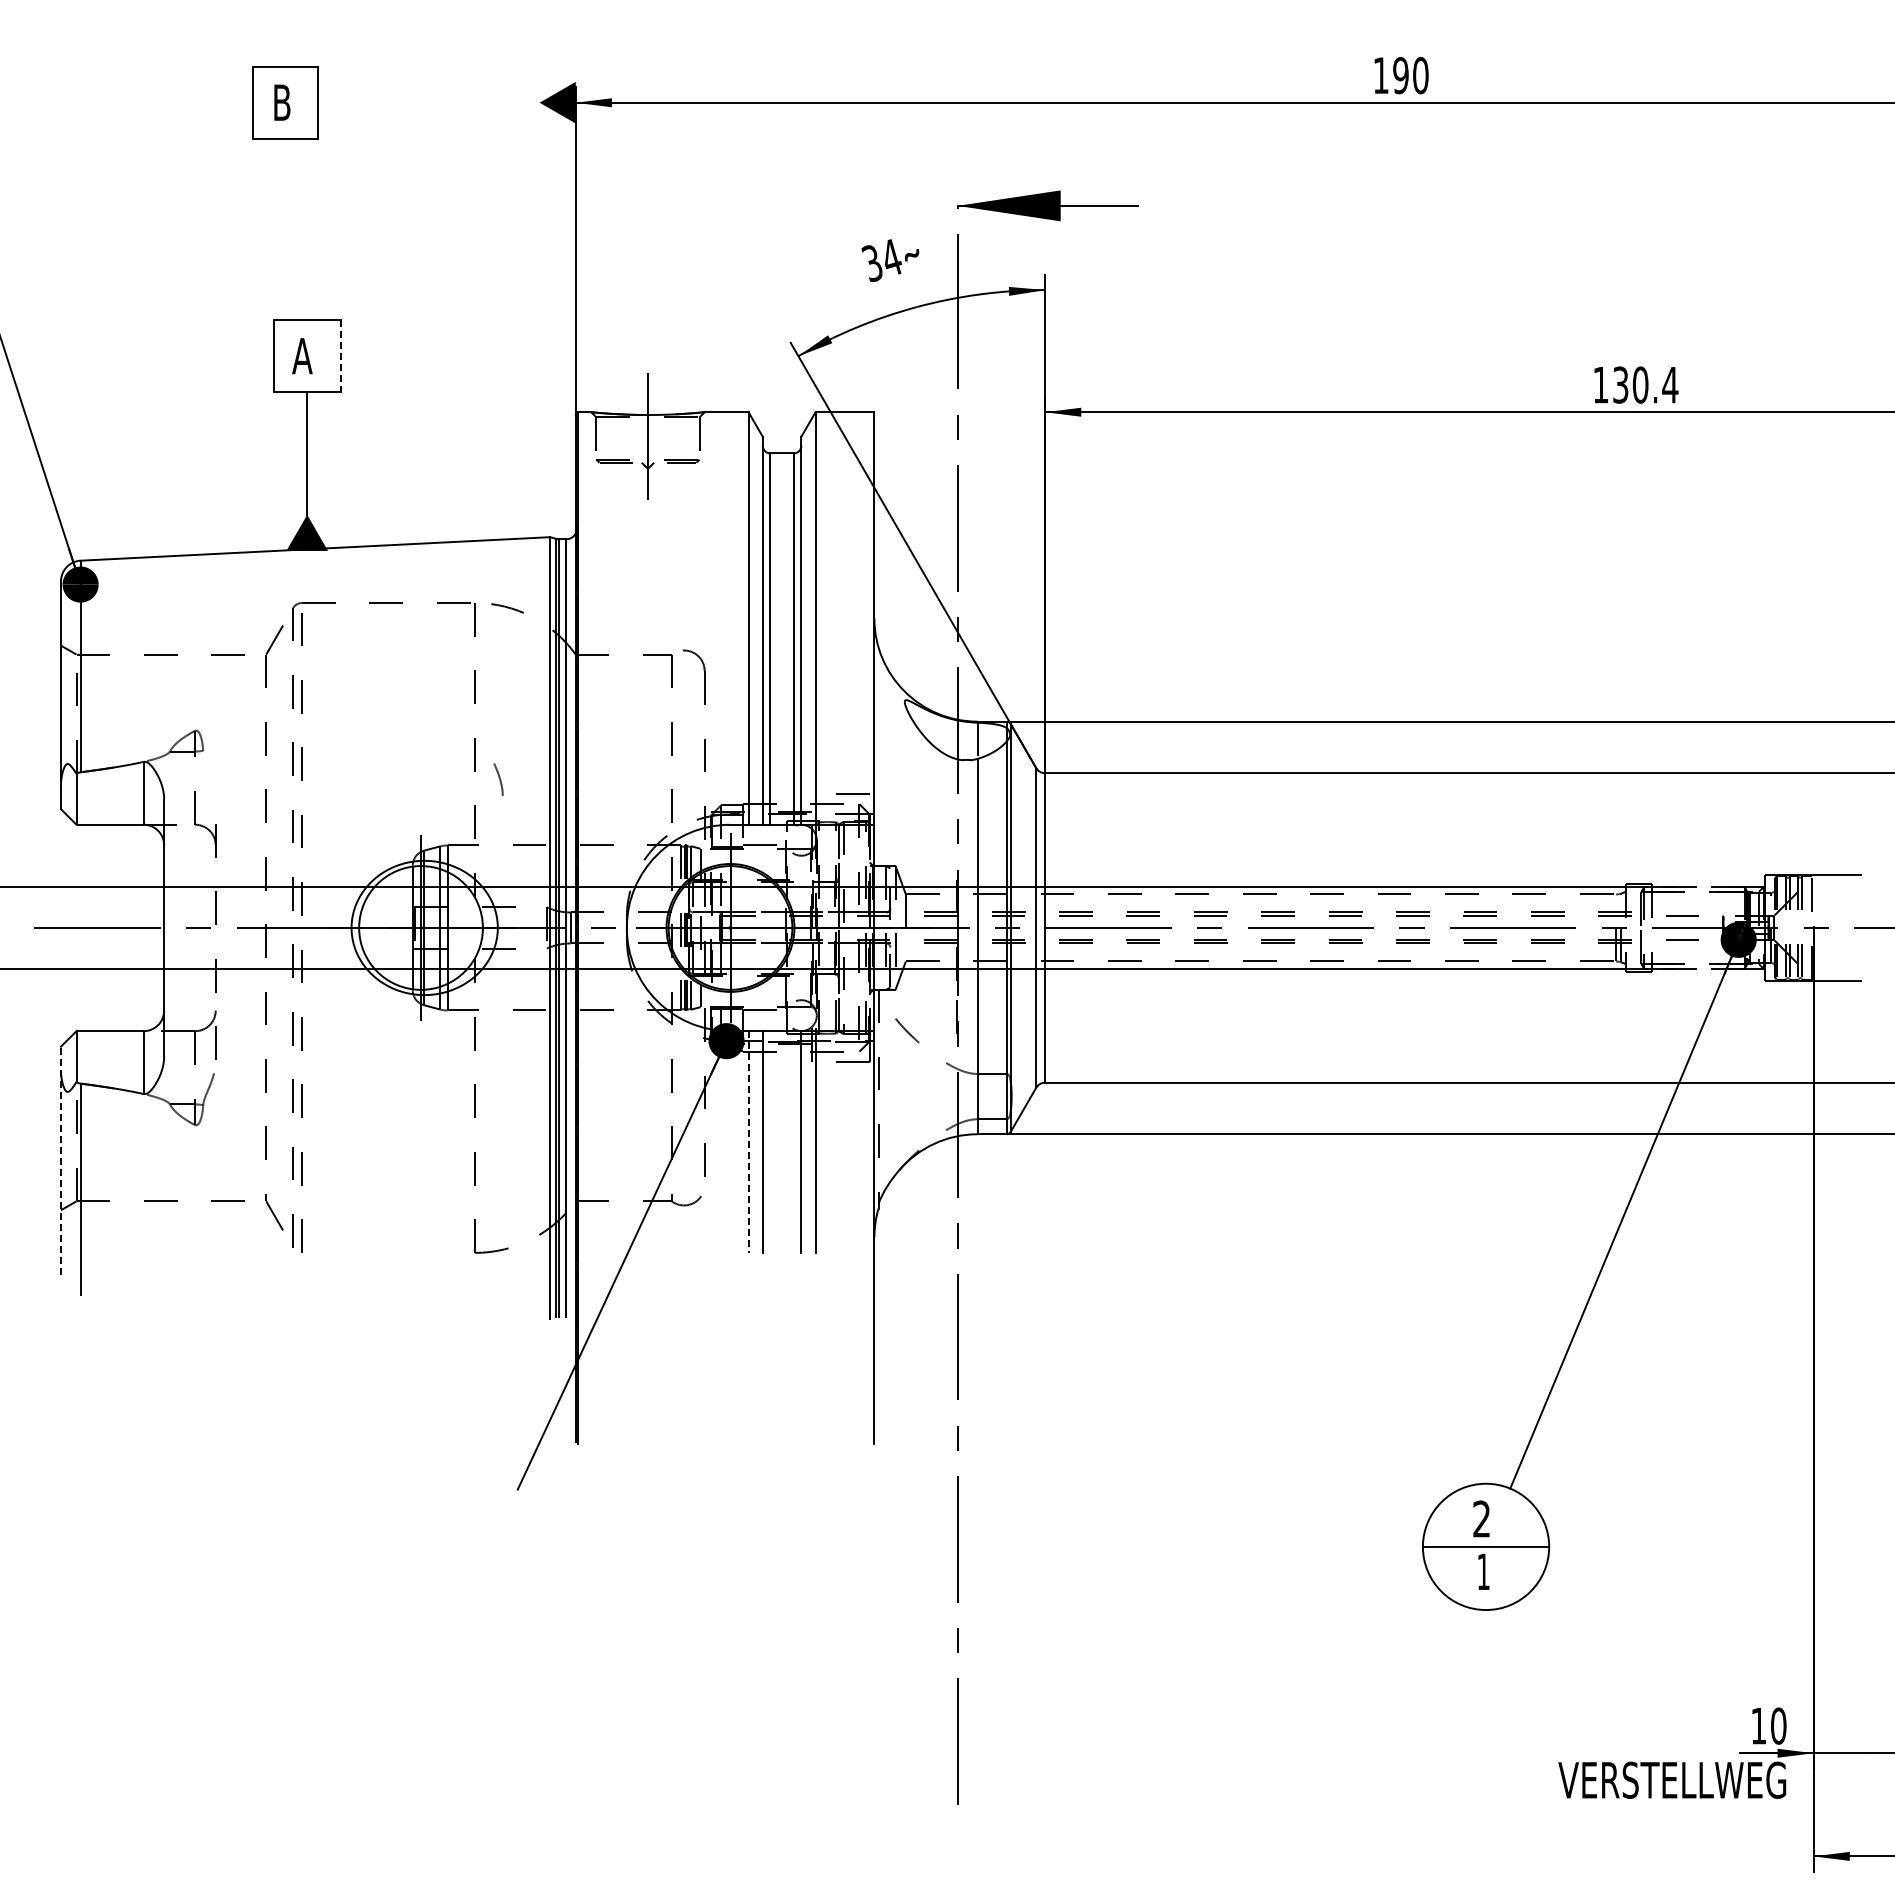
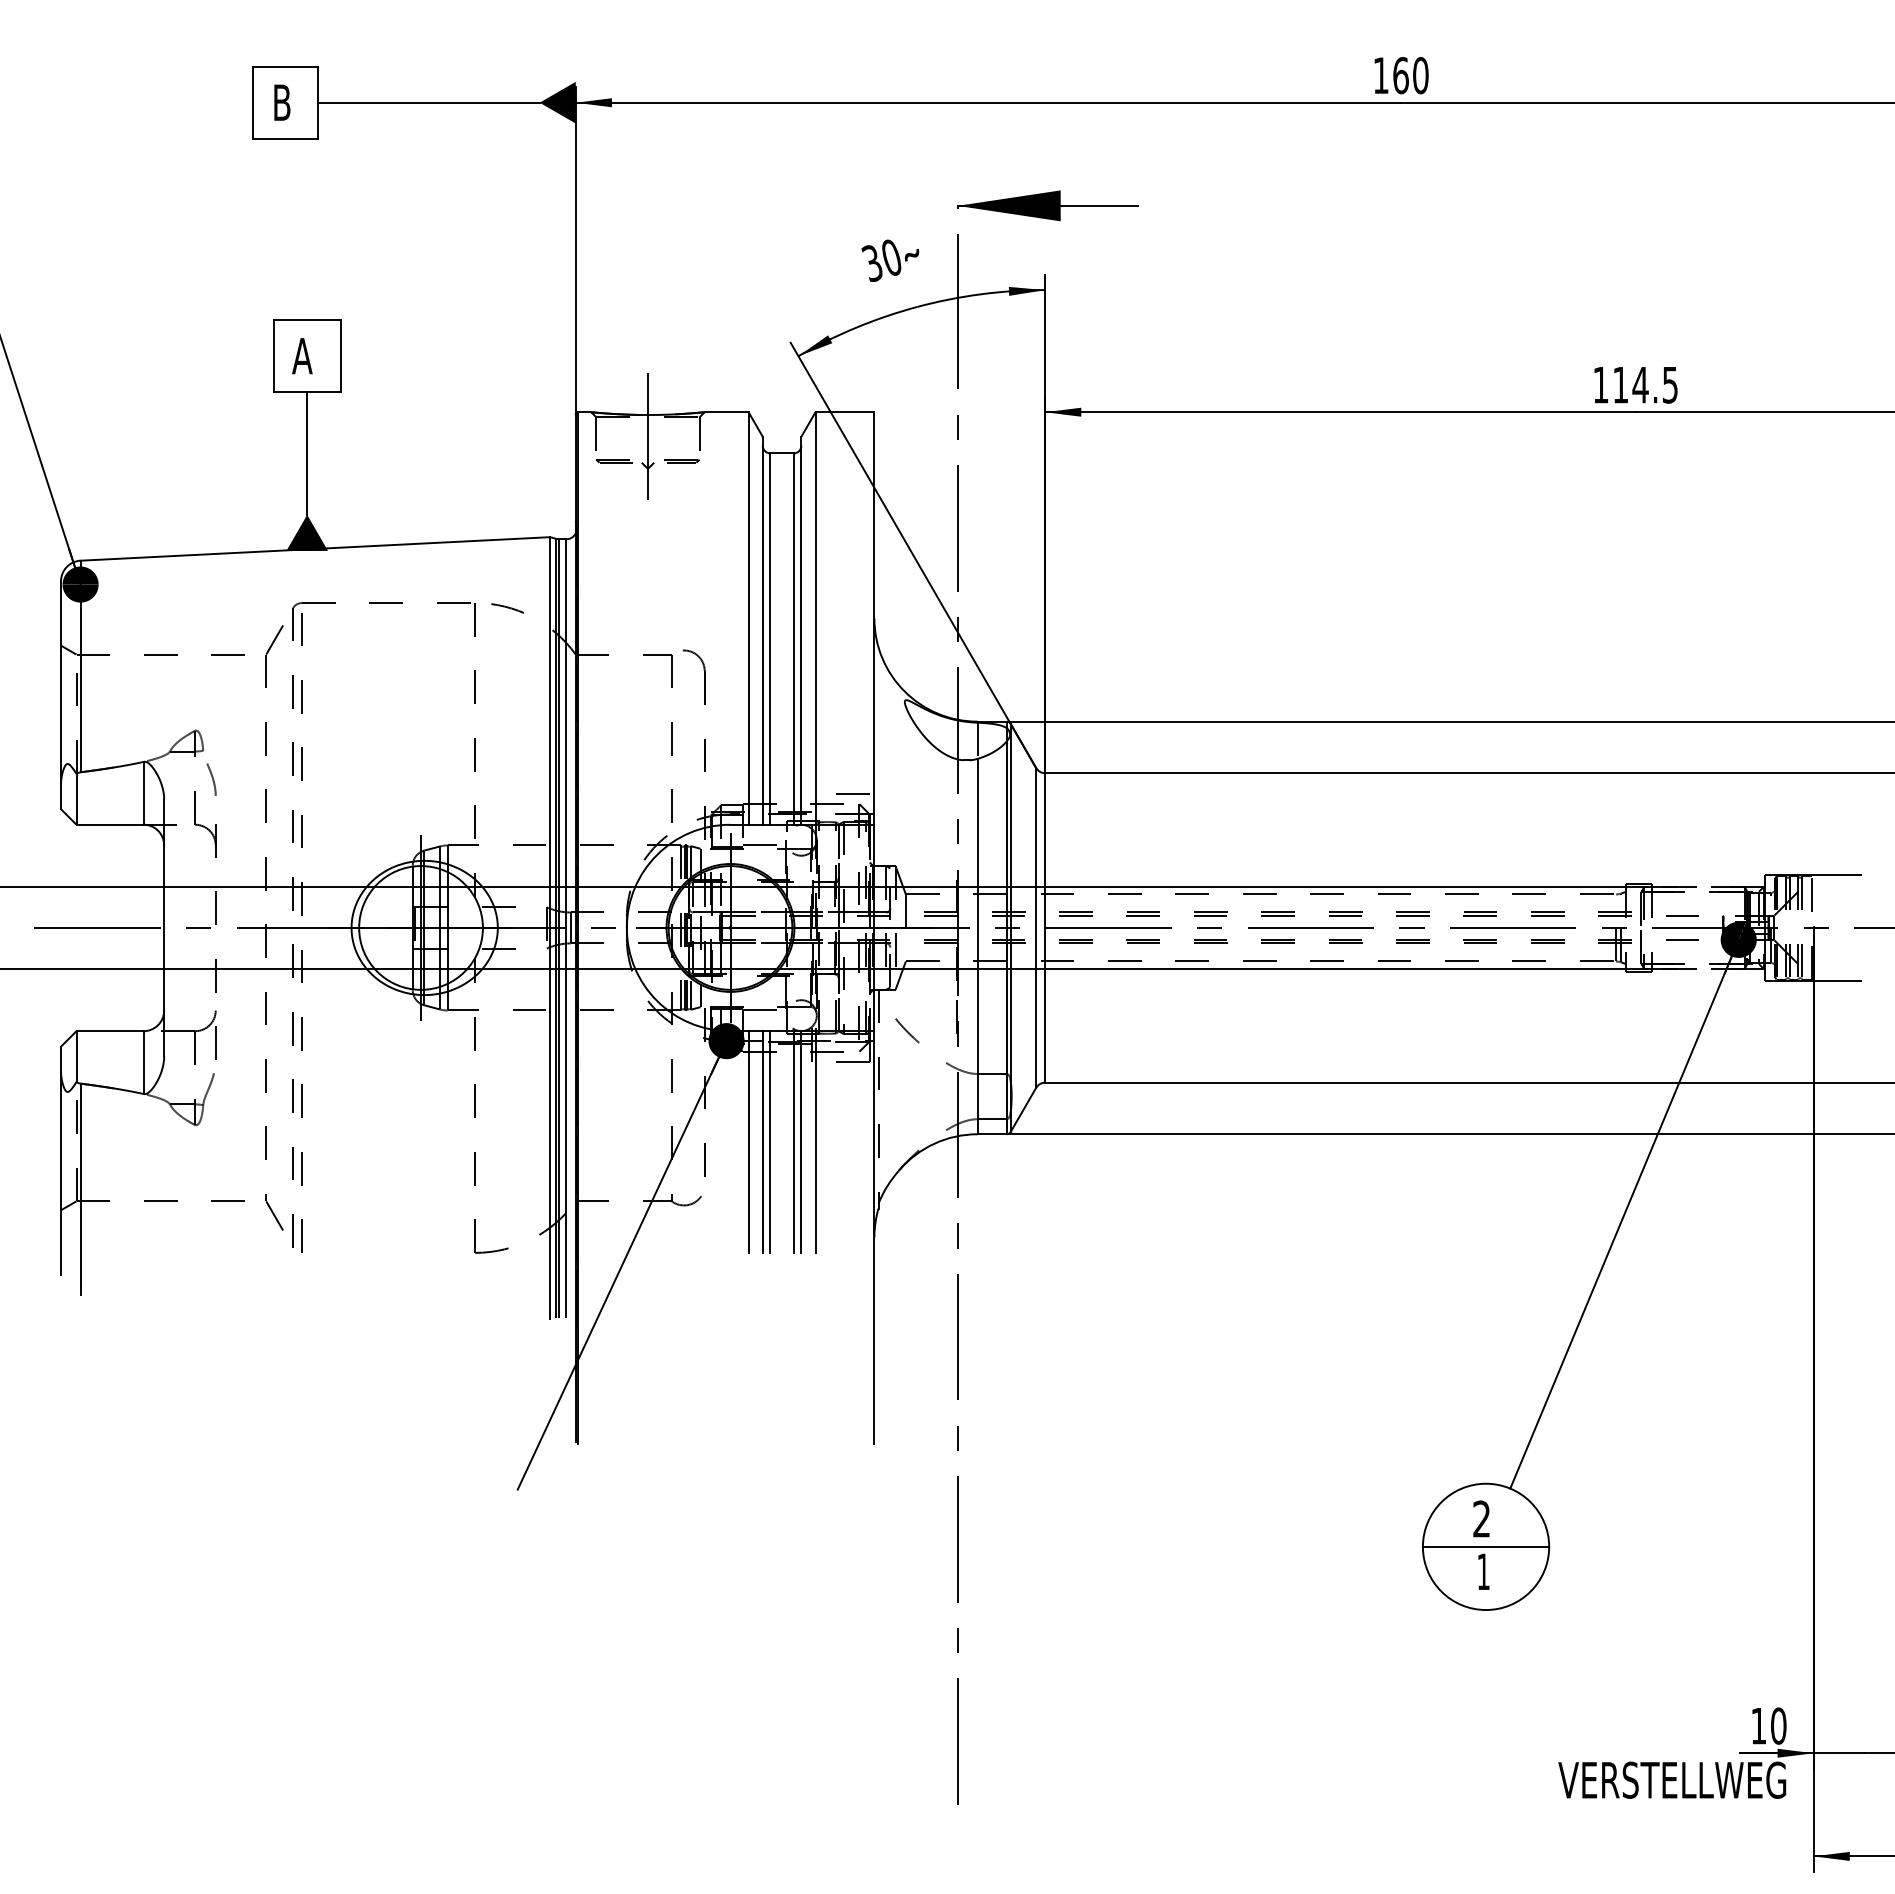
text: 190 -> 160 (1400, 75)
line: none -> present (428, 102)
text: 34 -> 30 (892, 257)
line: dashed -> solid (340, 356)
text: 130.4 -> 114.5 (1645, 384)
curve position: (499, 779) -> (212, 779) (212, 779)
line: none -> present (770, 1141)
line: none -> present (793, 1141)
line: dashed -> solid (748, 1142)
line: dashed -> solid (61, 1160)
